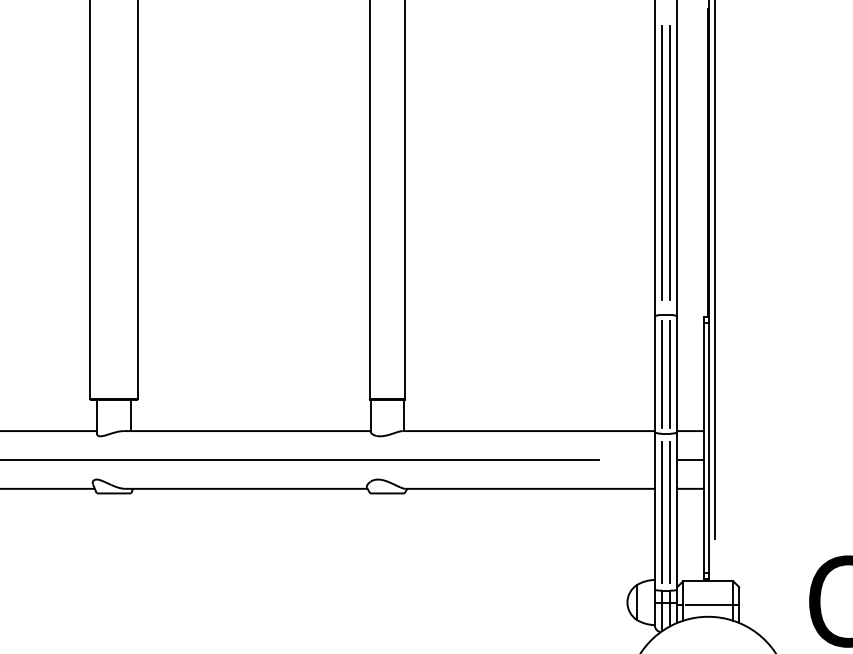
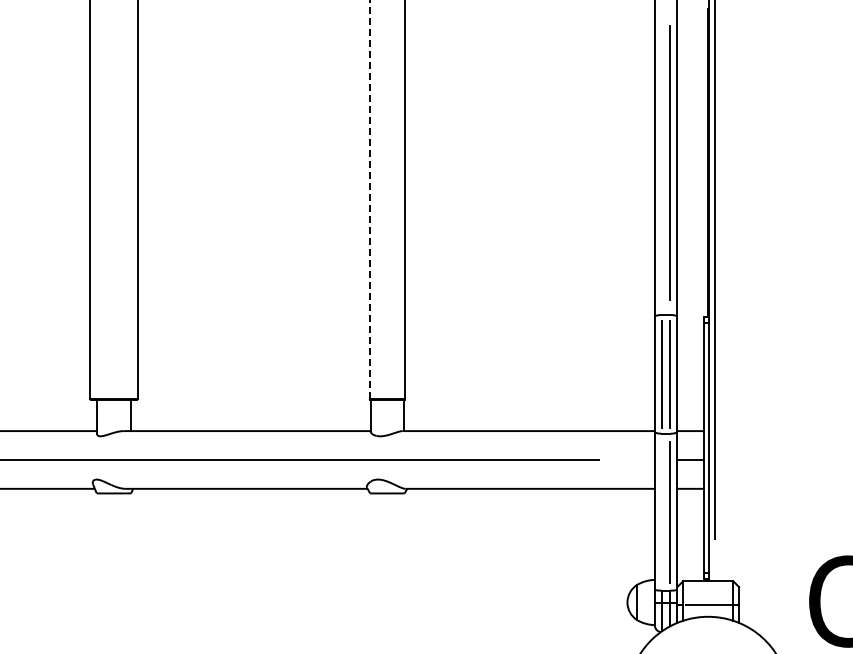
line: present -> none (661, 162)
line: solid -> dashed (369, 199)
line: present -> none (661, 511)
